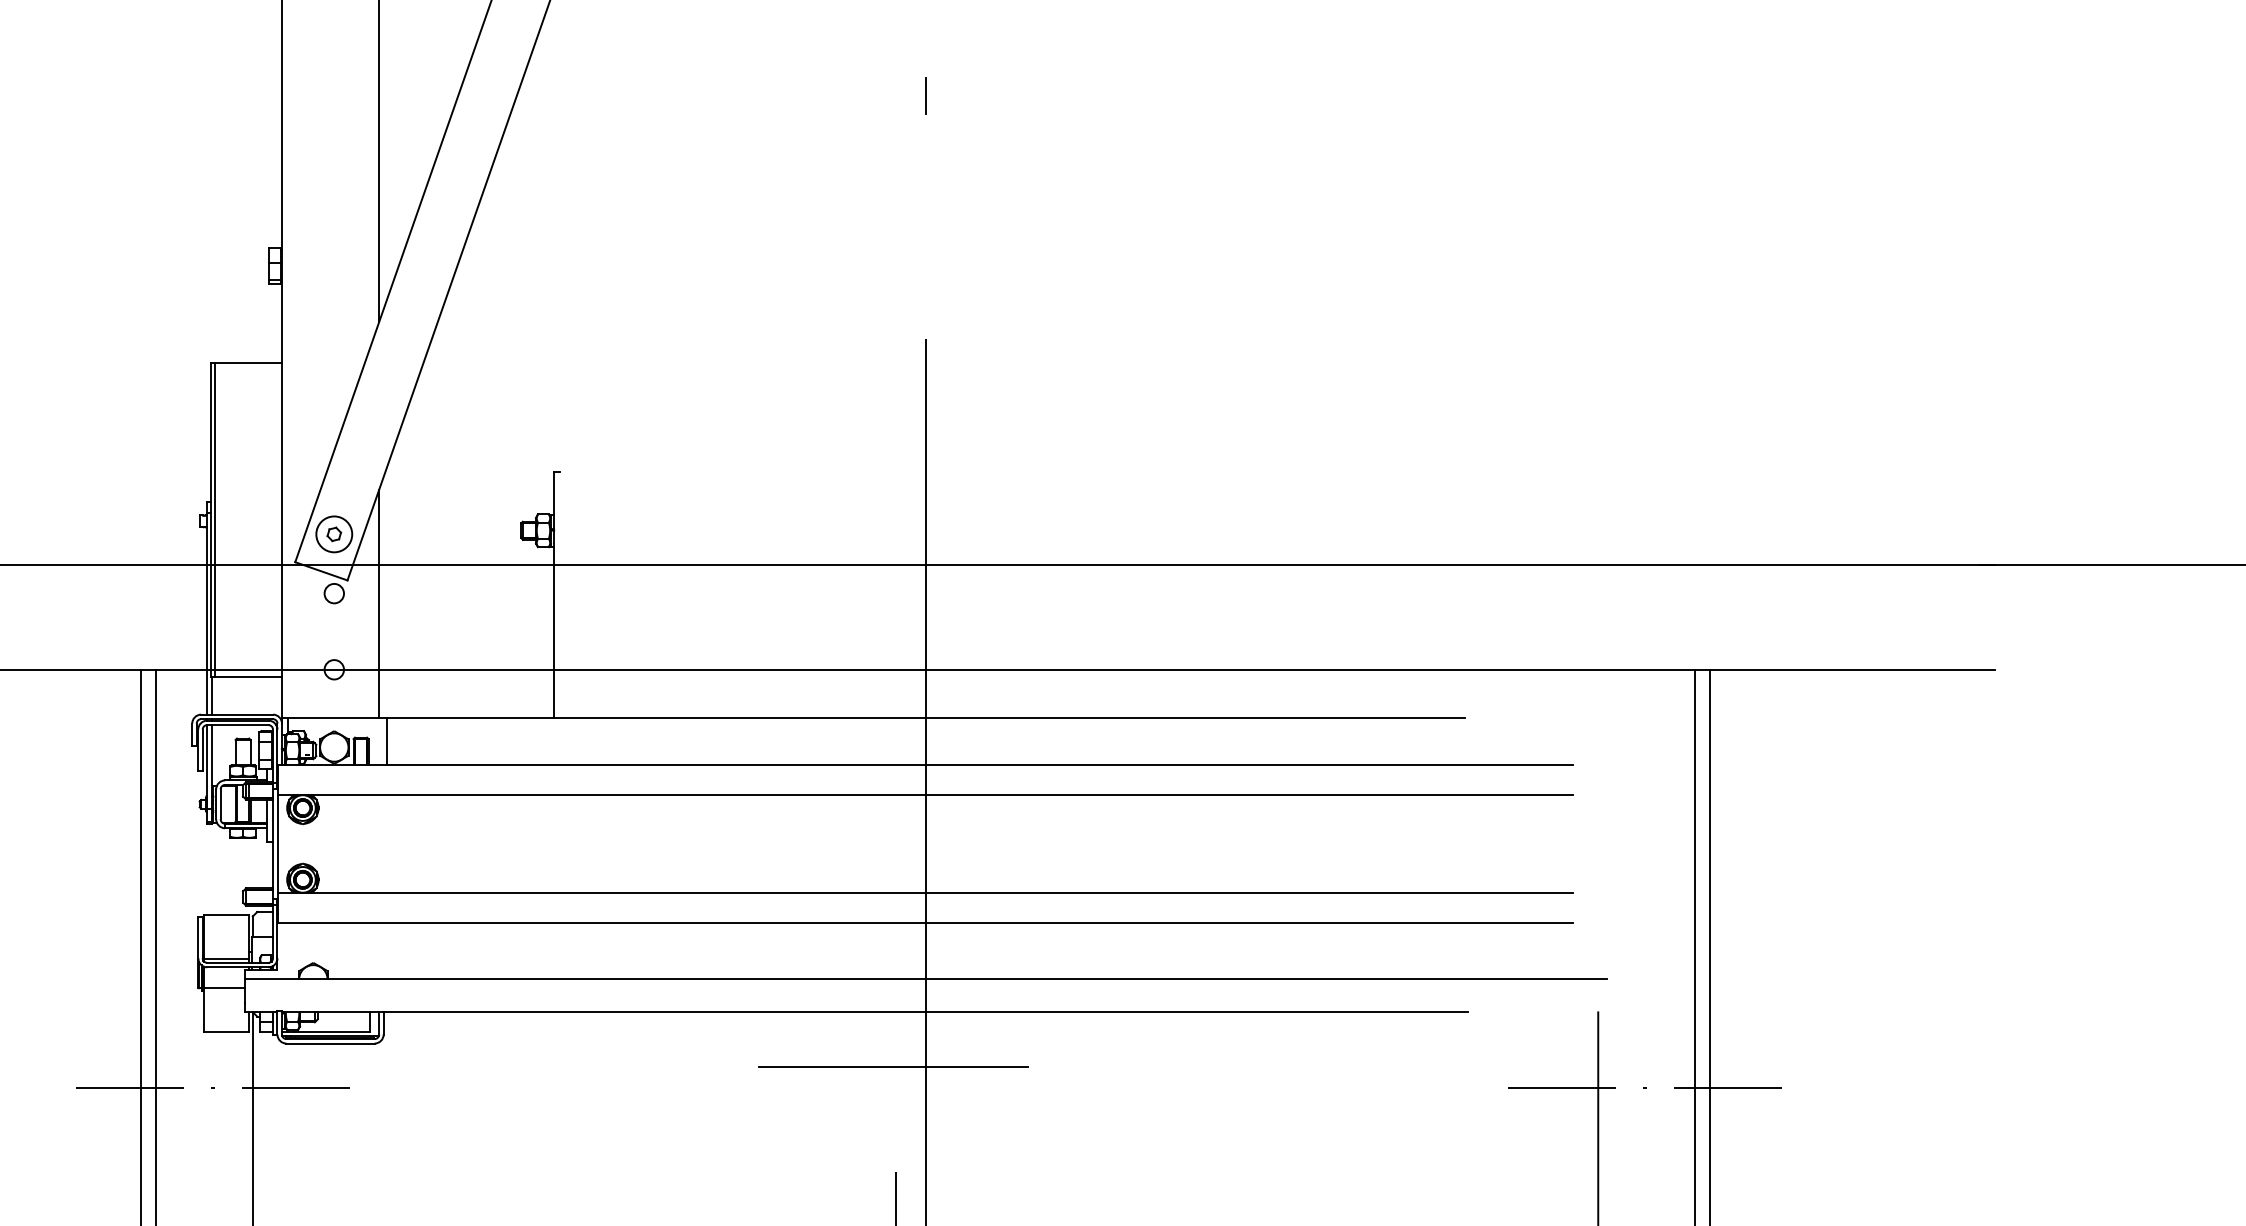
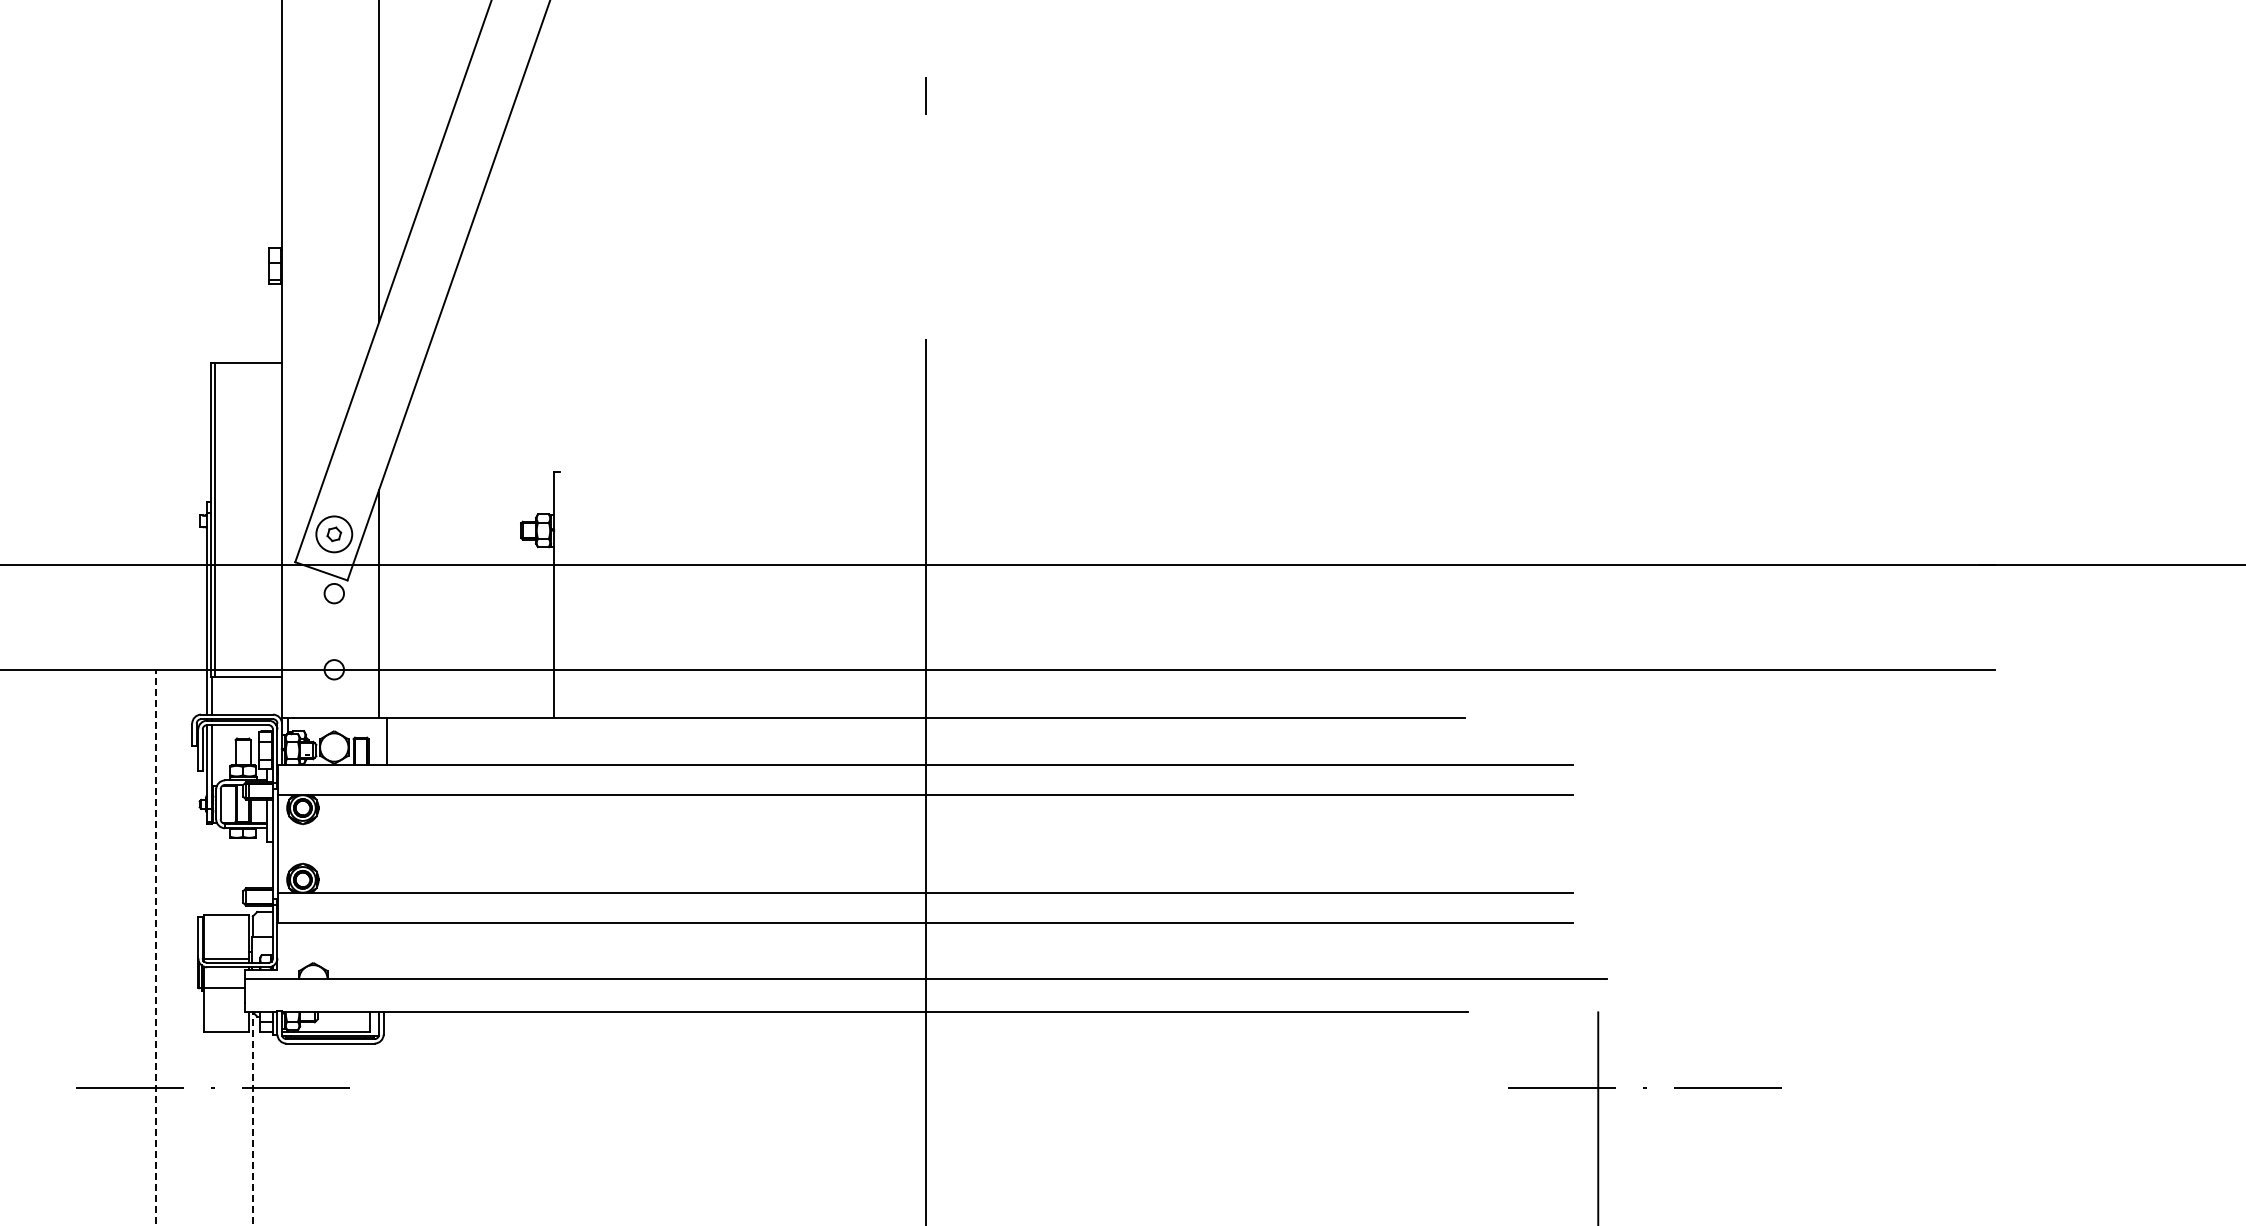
line: present -> none (140, 945)
line: present -> none (1695, 945)
line: present -> none (1710, 945)
line: solid -> dashed (155, 947)
line: present -> none (893, 1067)
line: solid -> dashed (252, 1119)
line: present -> none (895, 1197)
